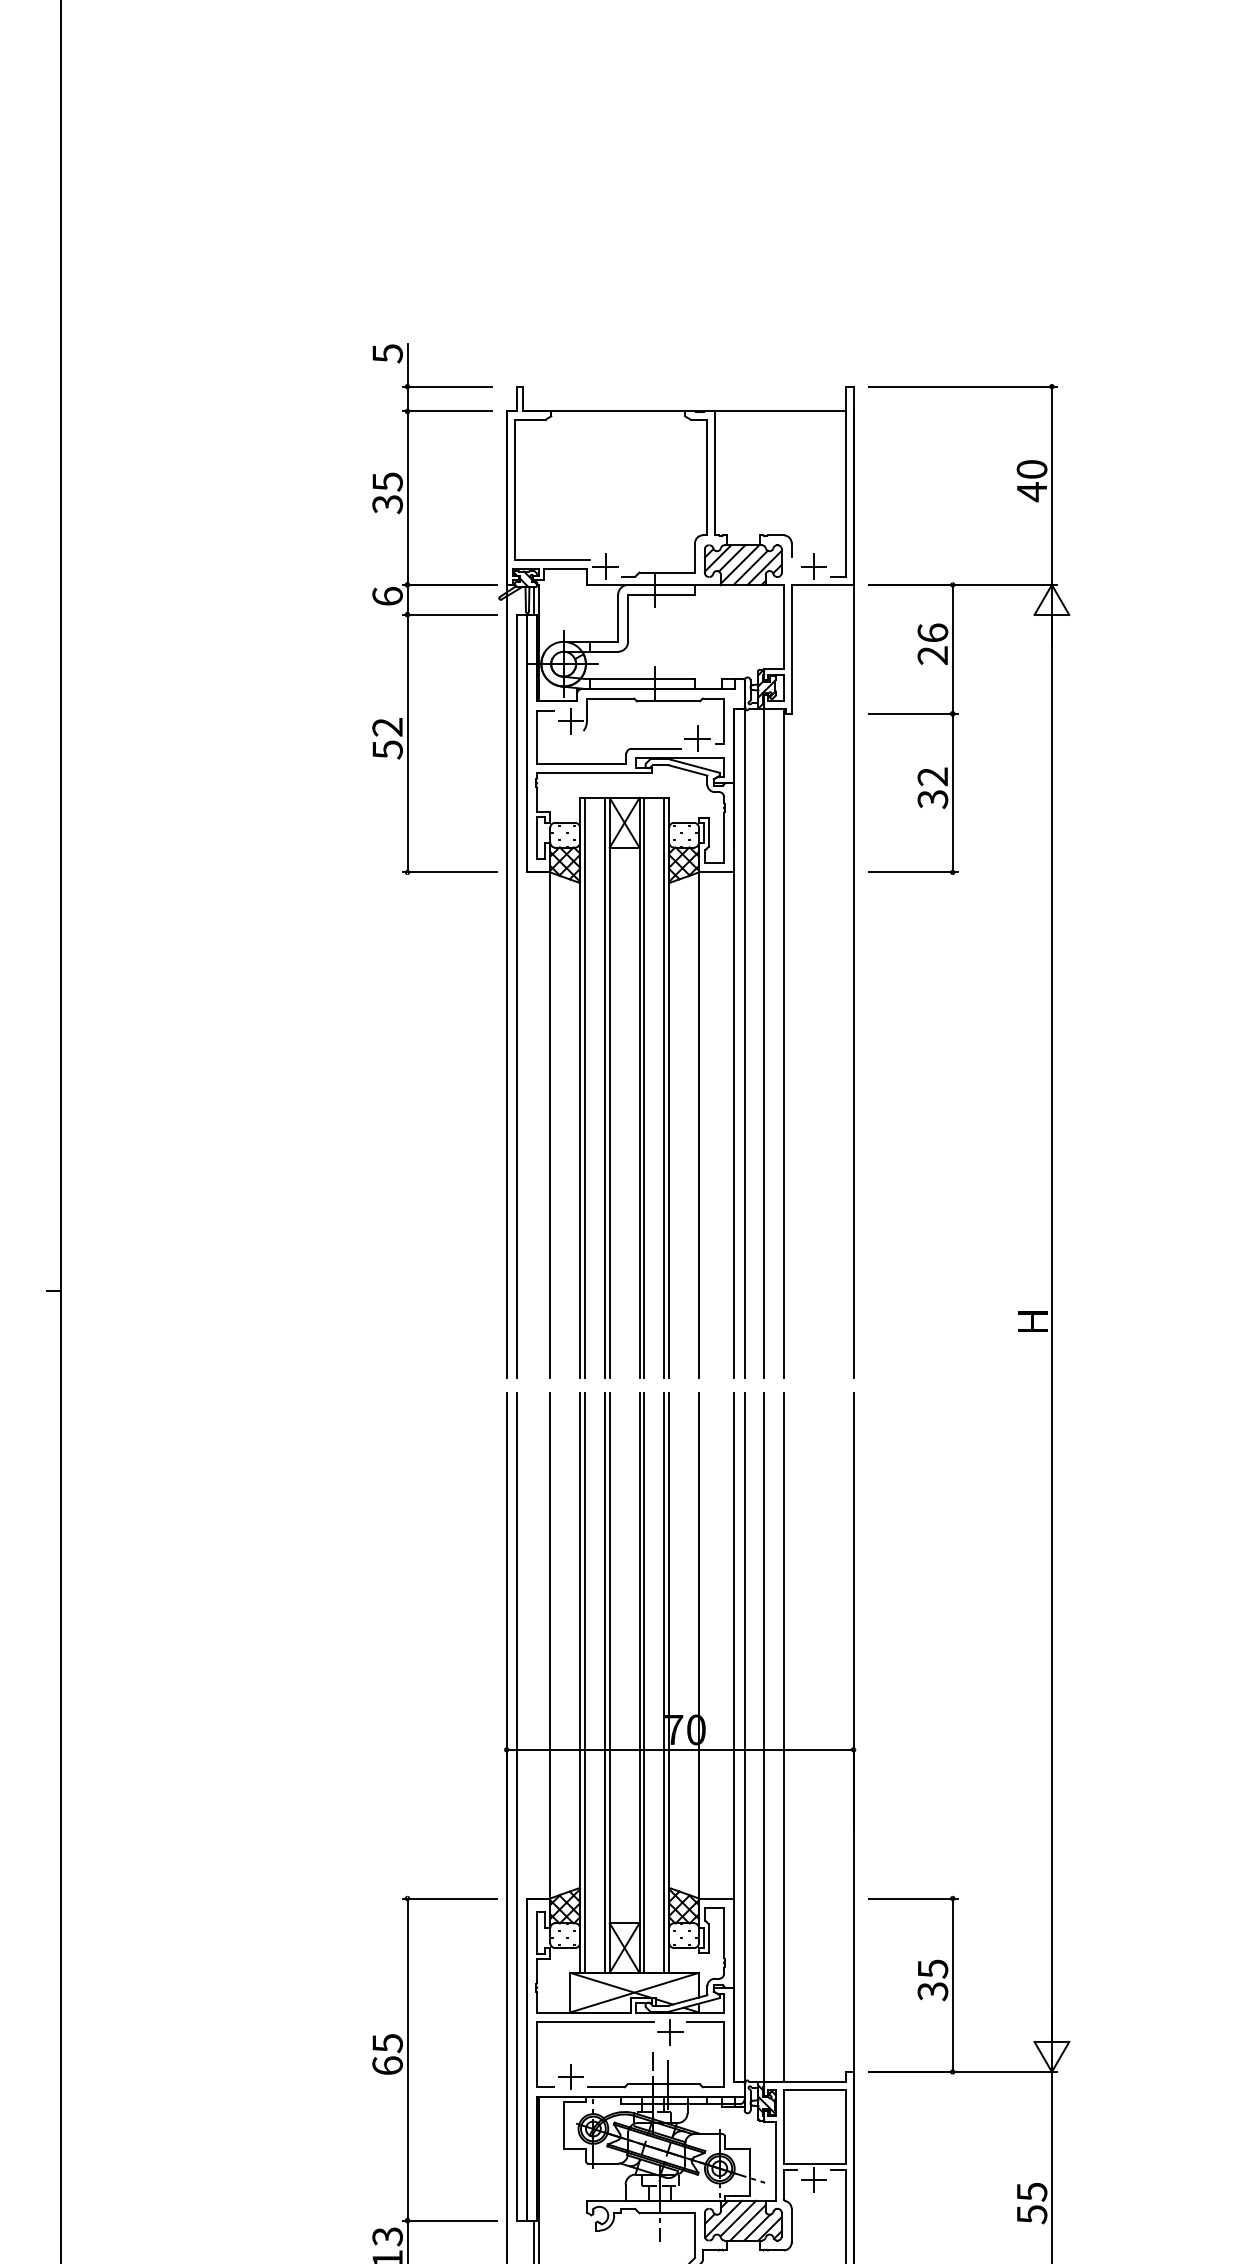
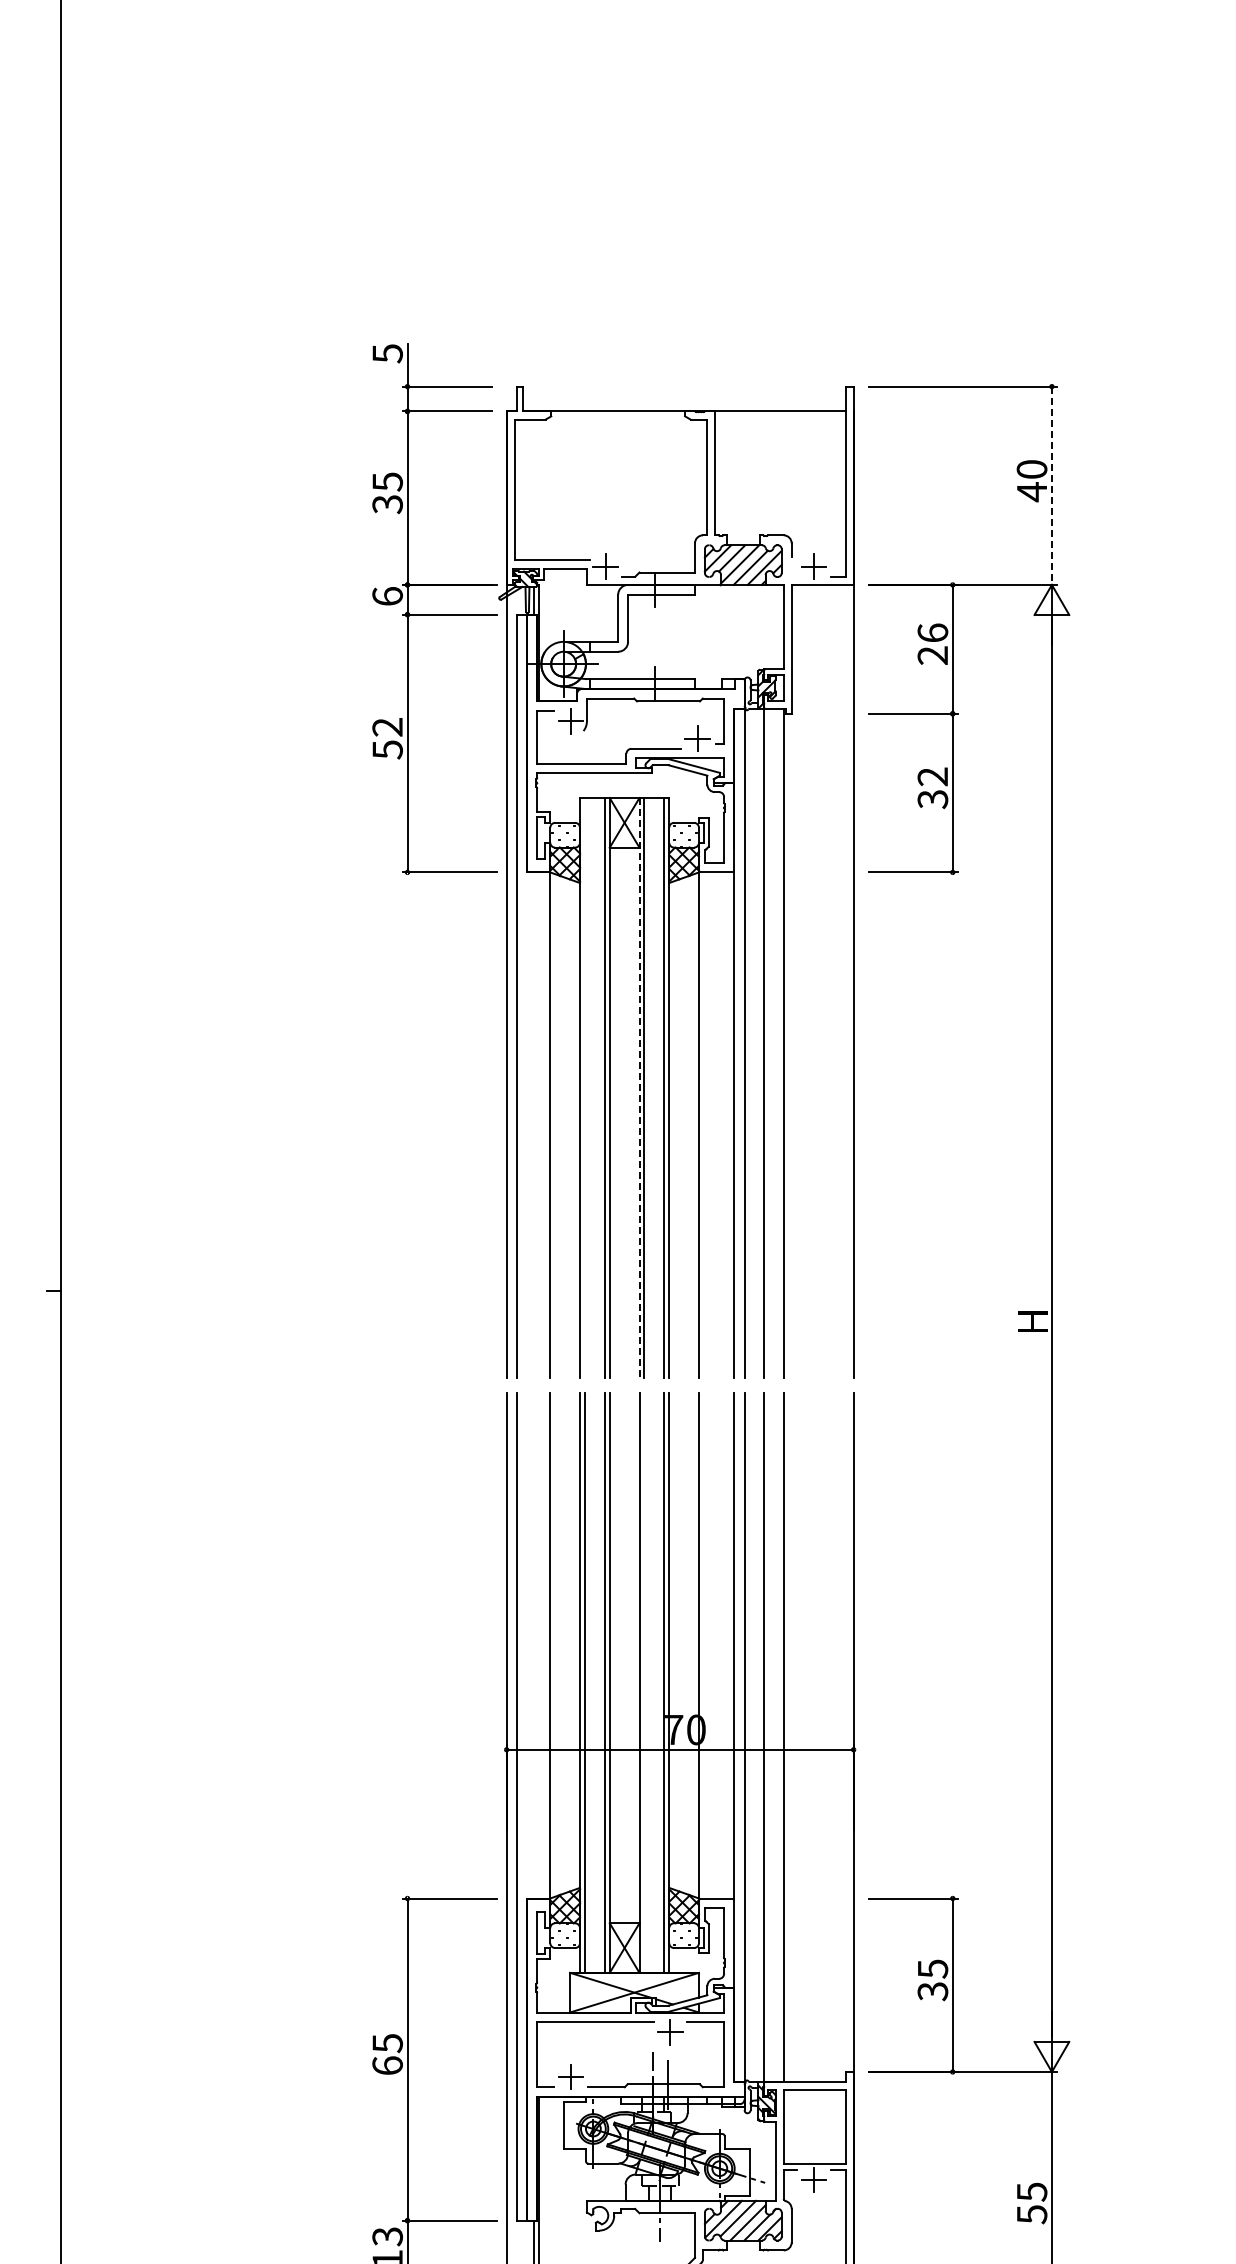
line: solid -> dashed (1051, 486)
line: present -> none (584, 1088)
line: solid -> dashed (639, 1088)
line: present -> none (644, 1682)
